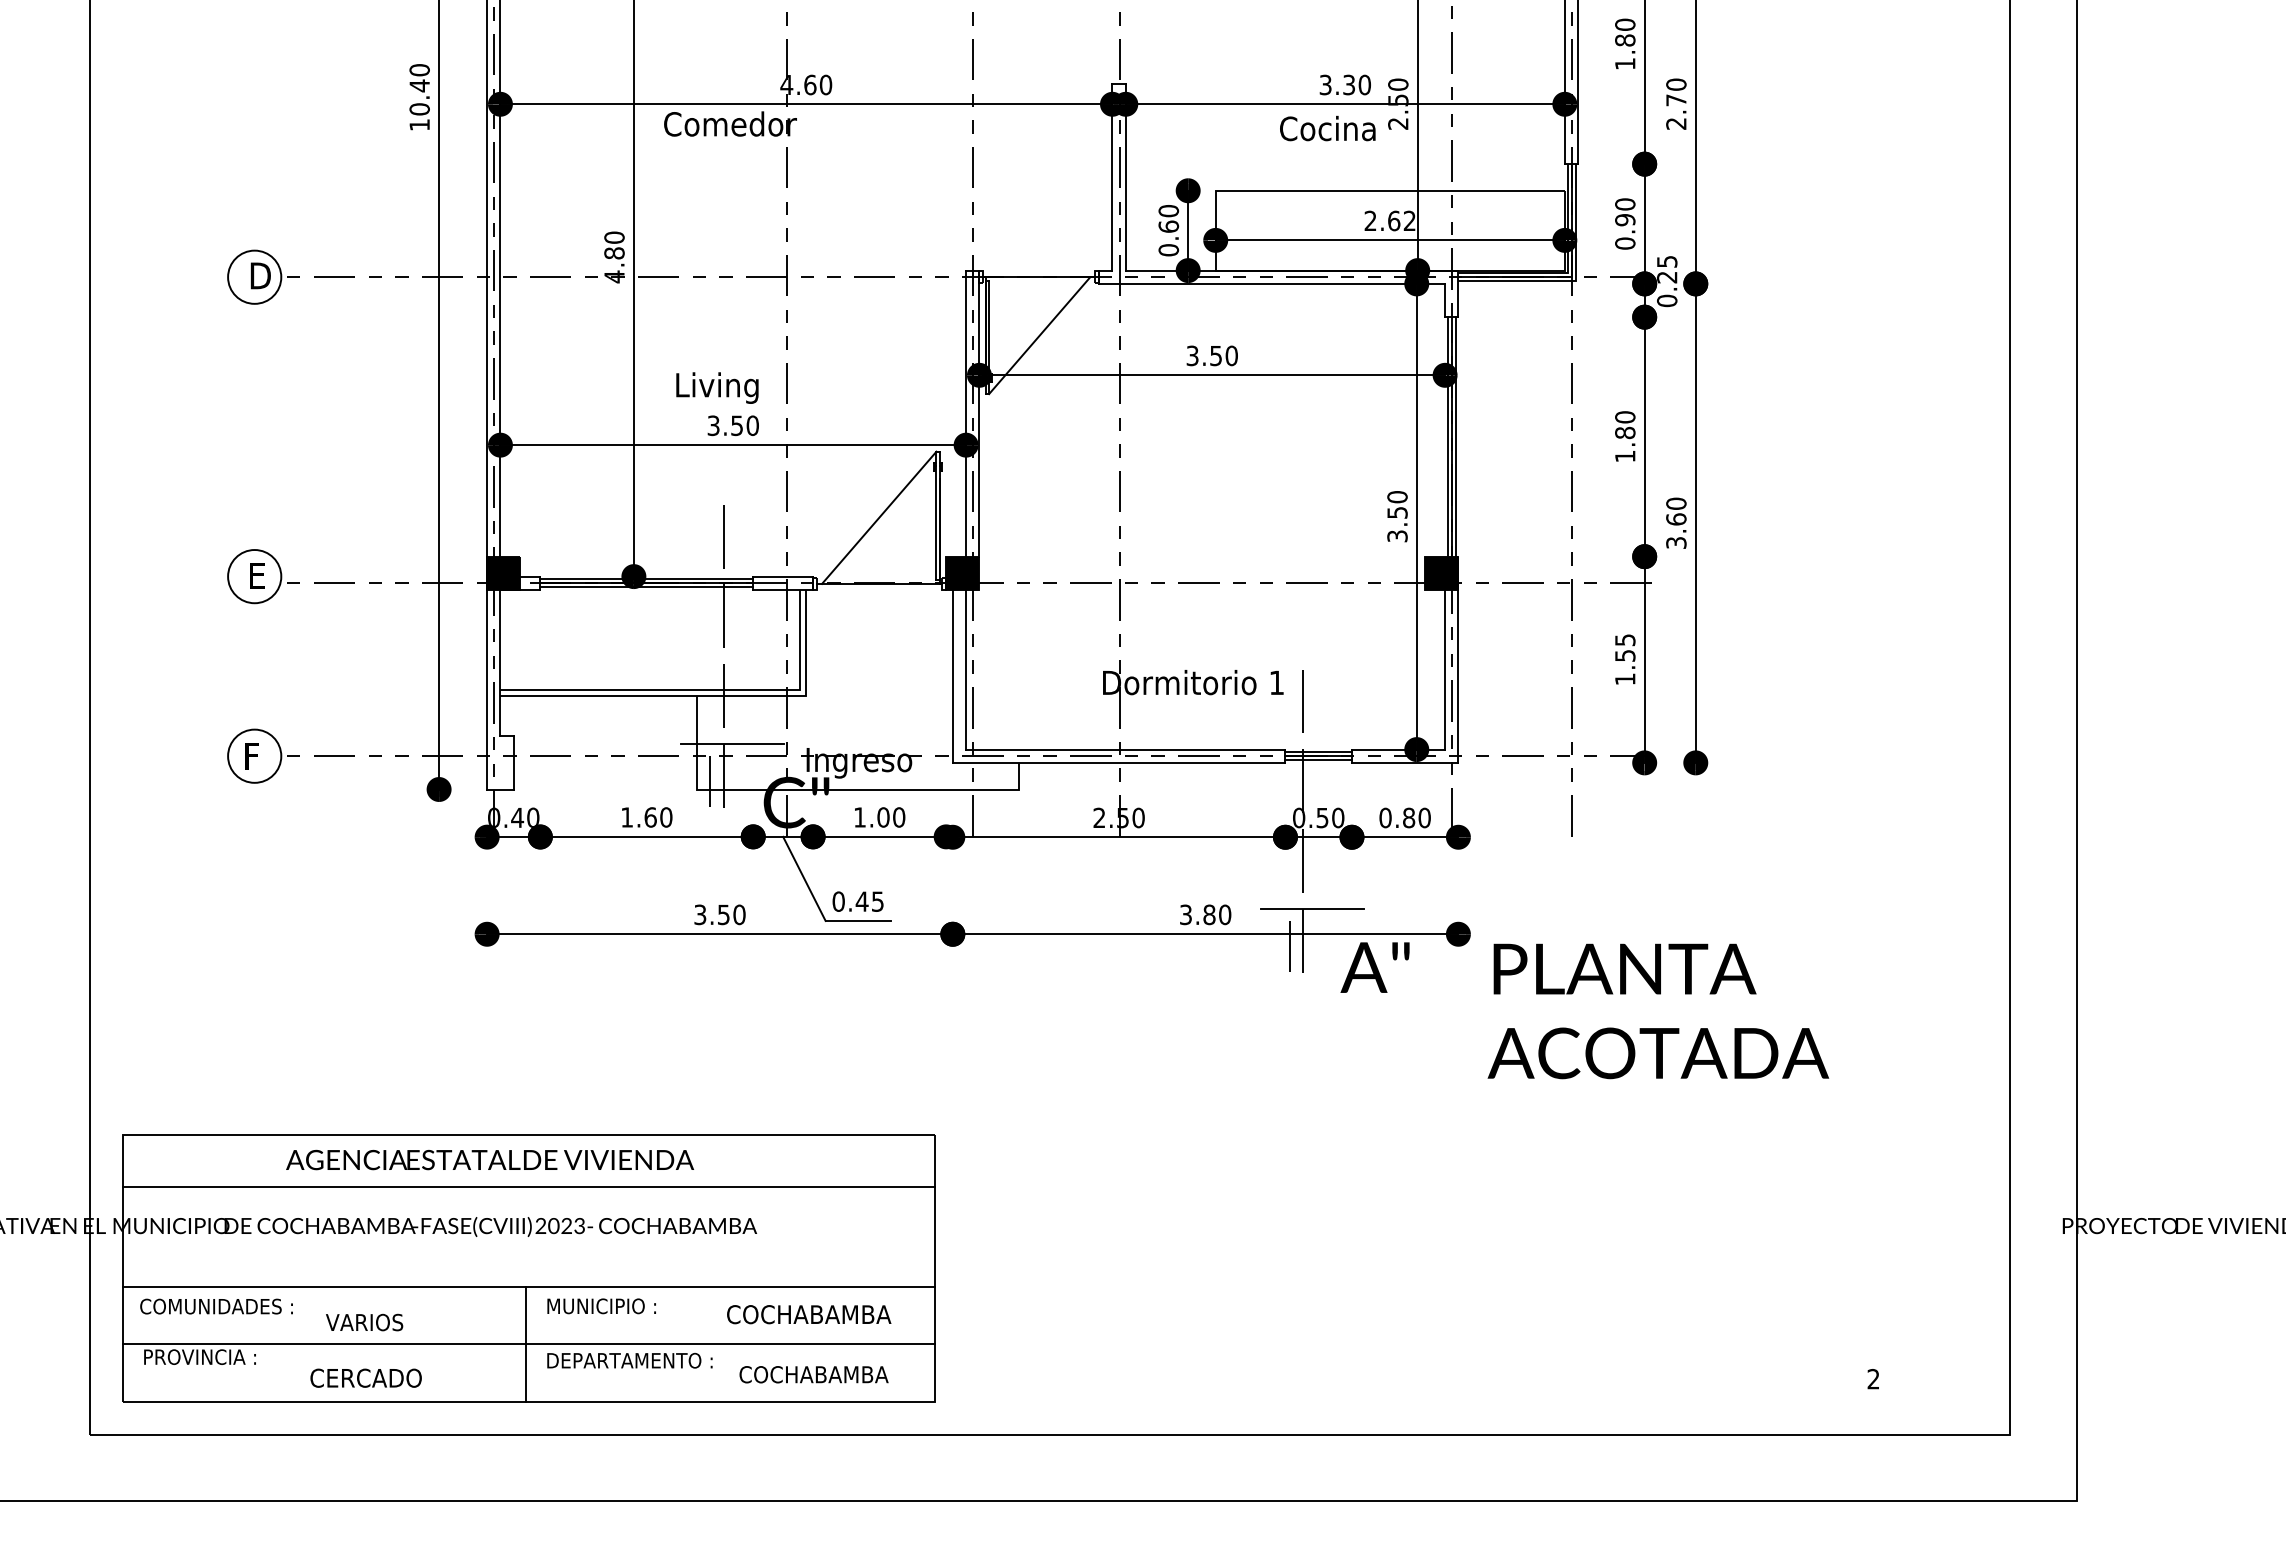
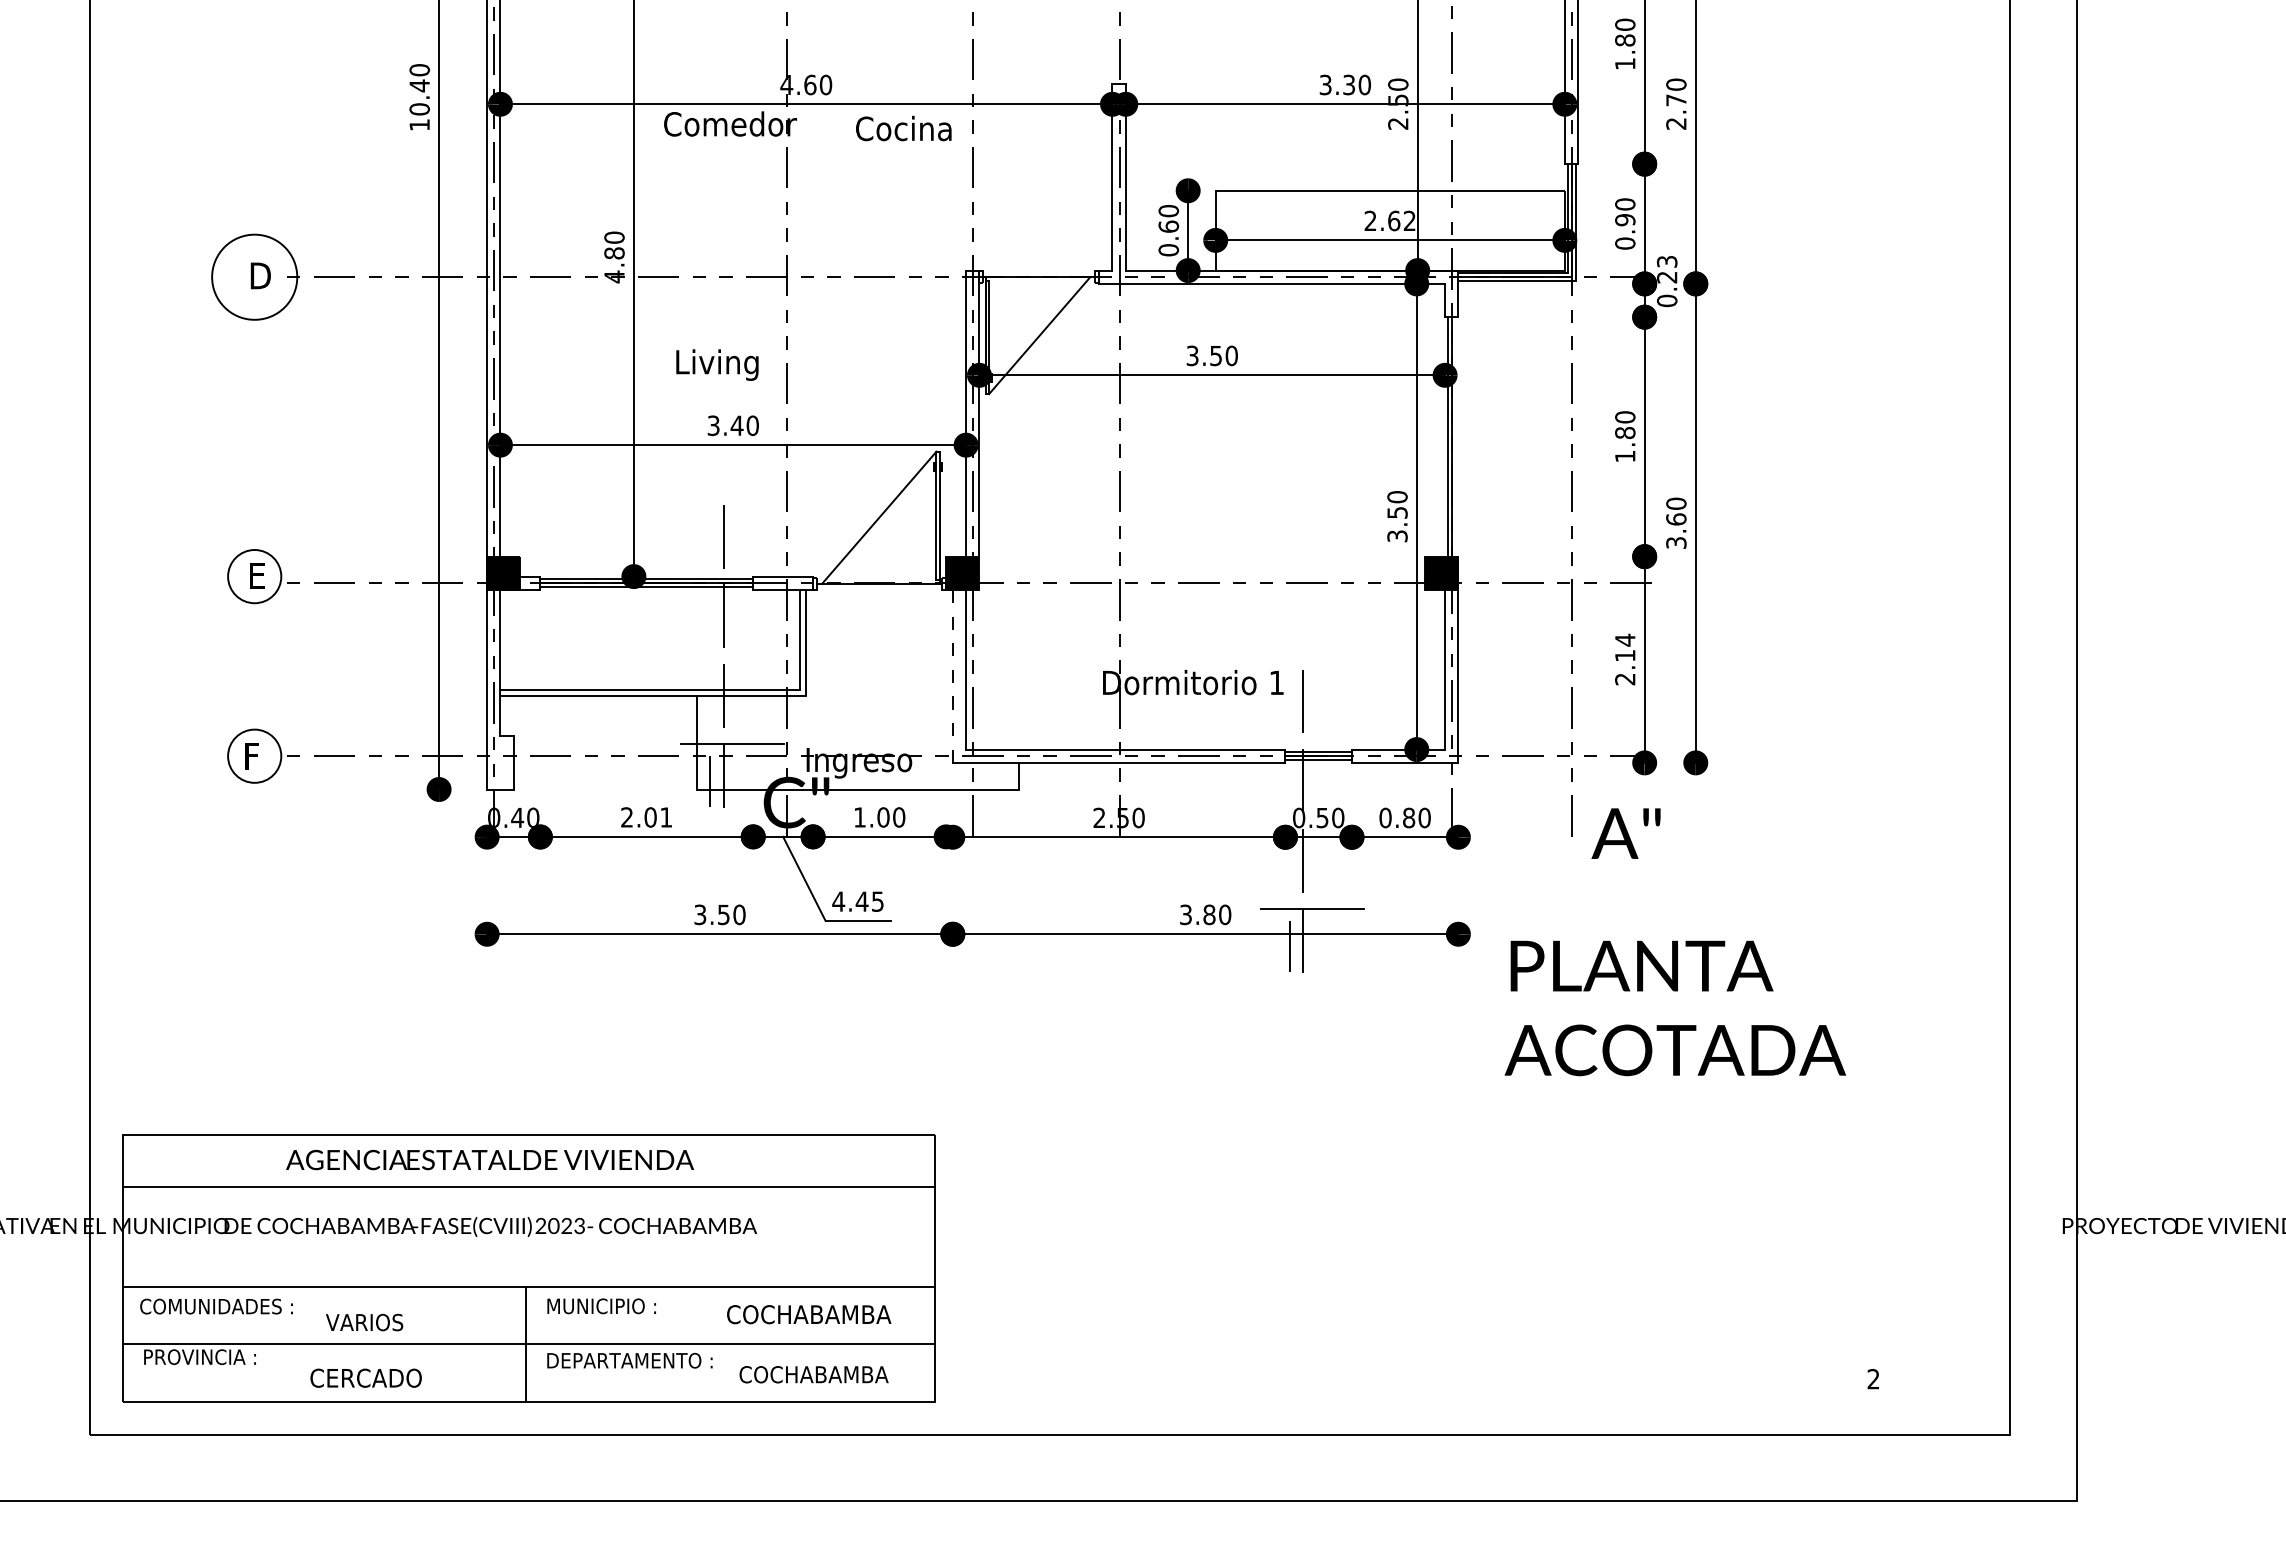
text position: (1327, 128) -> (903, 128) (903, 128)
text: 0.25 -> 0.23 (1666, 261)
circle diameter: 53 px -> 85 px (254, 276)
text position: (717, 387) -> (717, 364) (717, 364)
text: 3.50 -> 3.40 (736, 425)
line: present -> none (1455, 436)
text: 1.55 -> 2.14 (1625, 659)
line: solid -> dashed (952, 676)
text: 1.60 -> 2.01 (646, 817)
text: 0.45 -> 4.45 (838, 901)
text position: (1374, 967) -> (1625, 833) (1625, 833)
text position: (1658, 1011) -> (1675, 1008) (1675, 1008)
